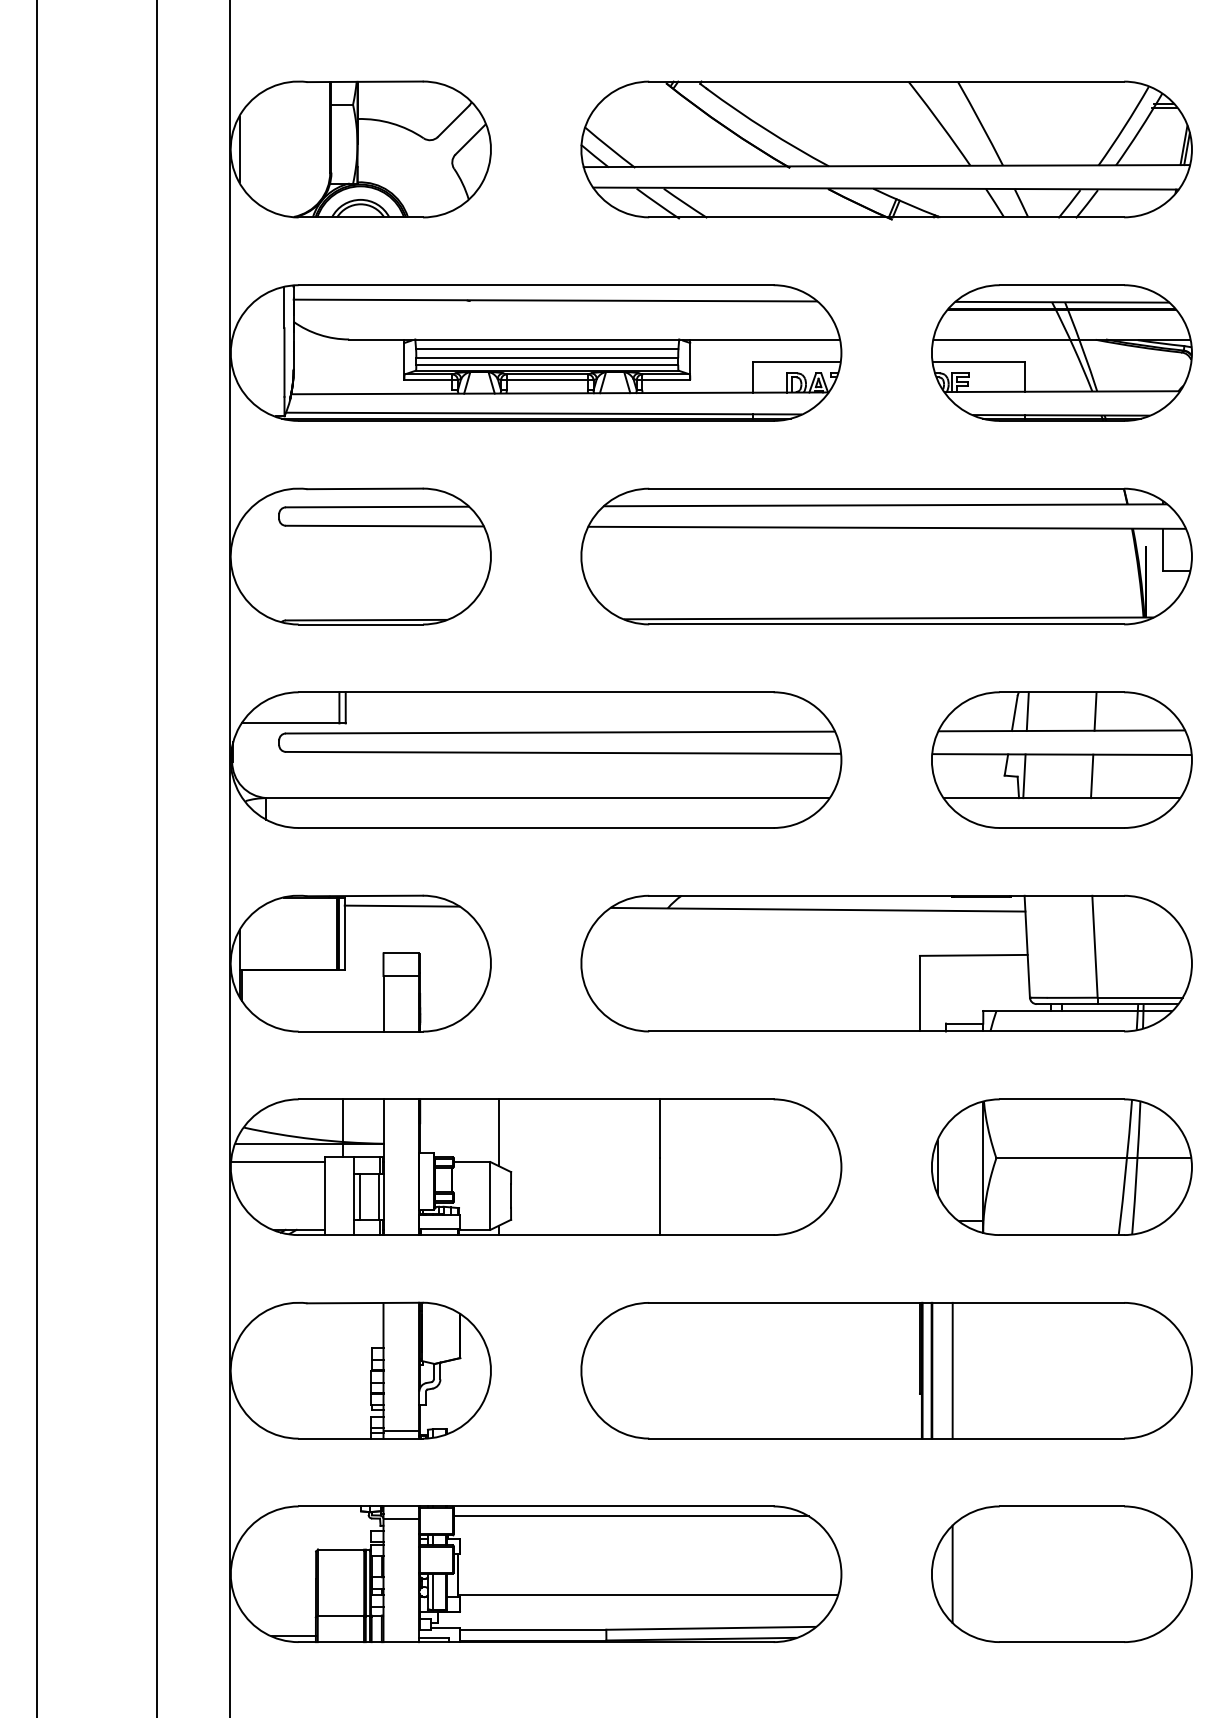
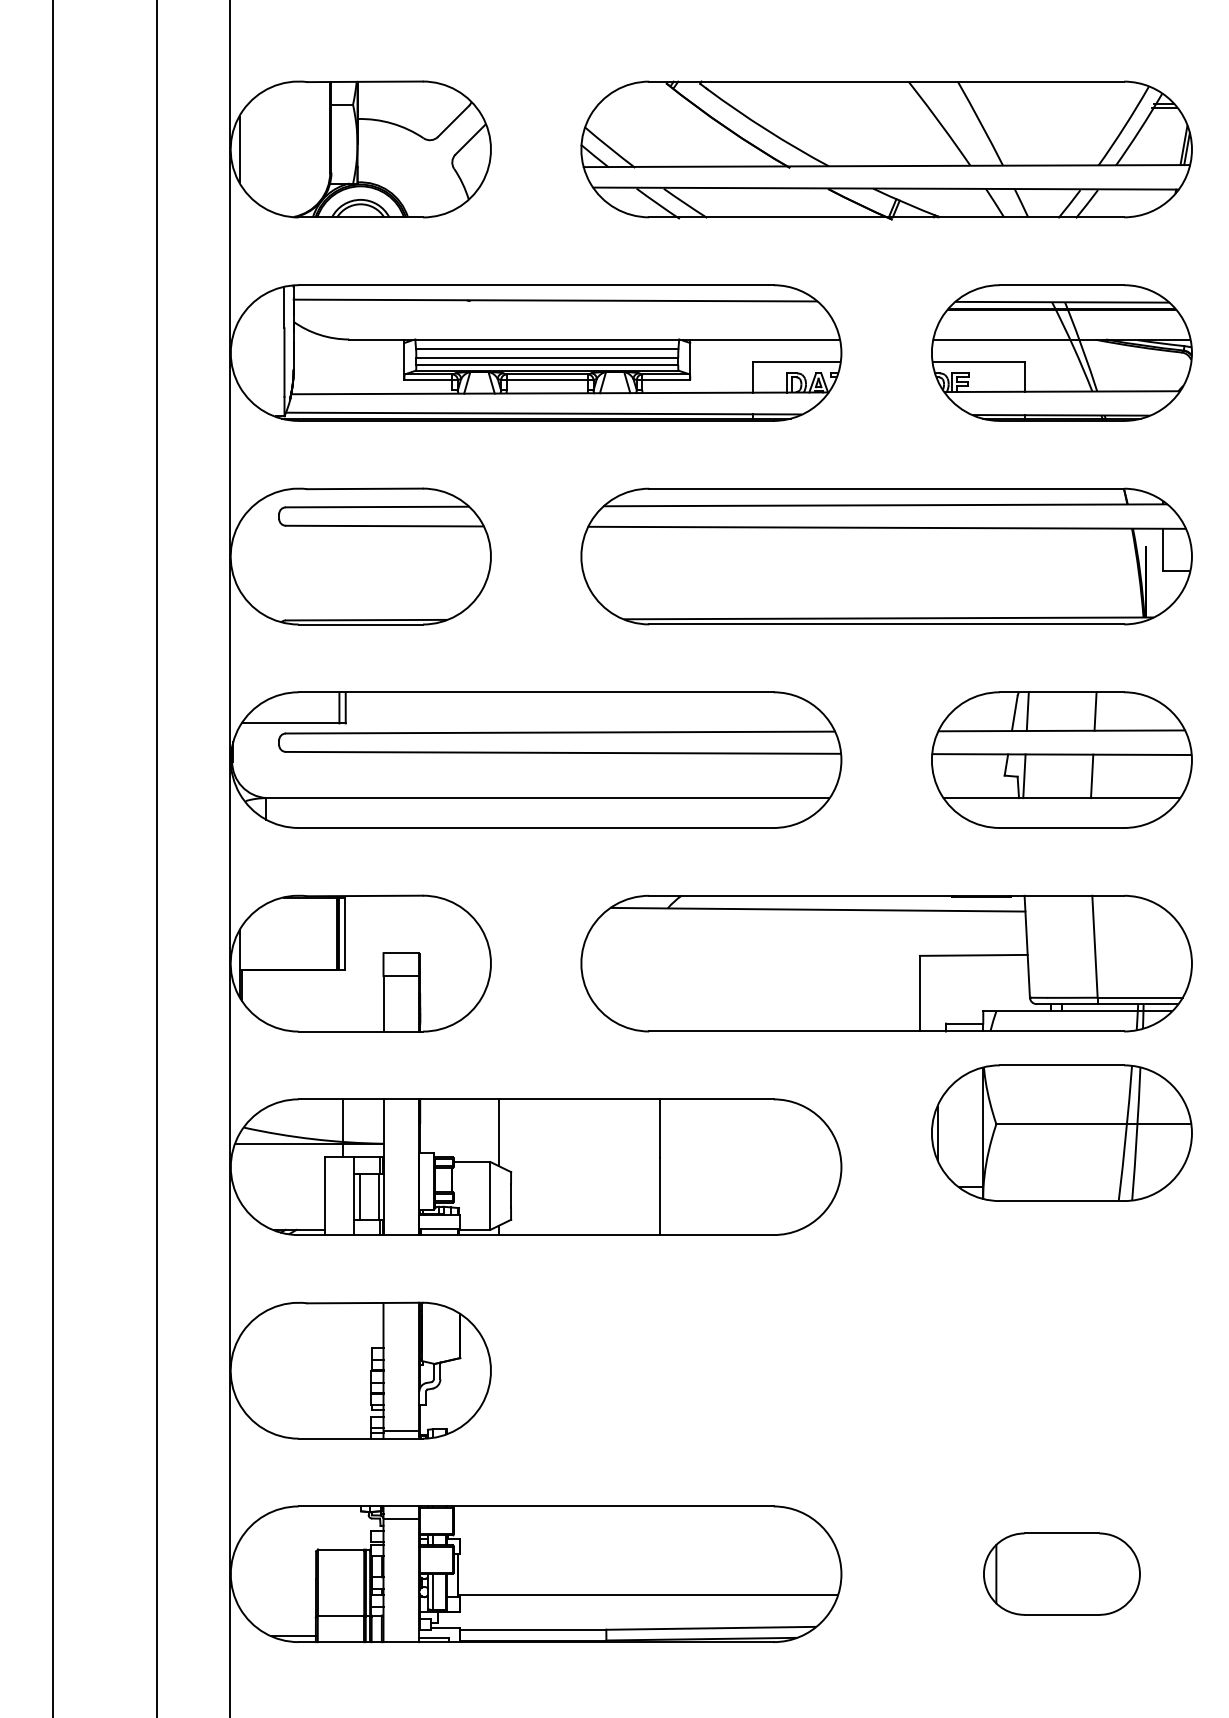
line position: (37, 858) -> (53, 858) (53, 858)
line: present -> none (401, 905)
line: present -> none (278, 1162)
part position: (1061, 1166) -> (1061, 1132) (1061, 1132)
part: present -> none (886, 1370)
line: present -> none (630, 1516)
part size: 262x138 px -> 158x84 px (1061, 1573)
